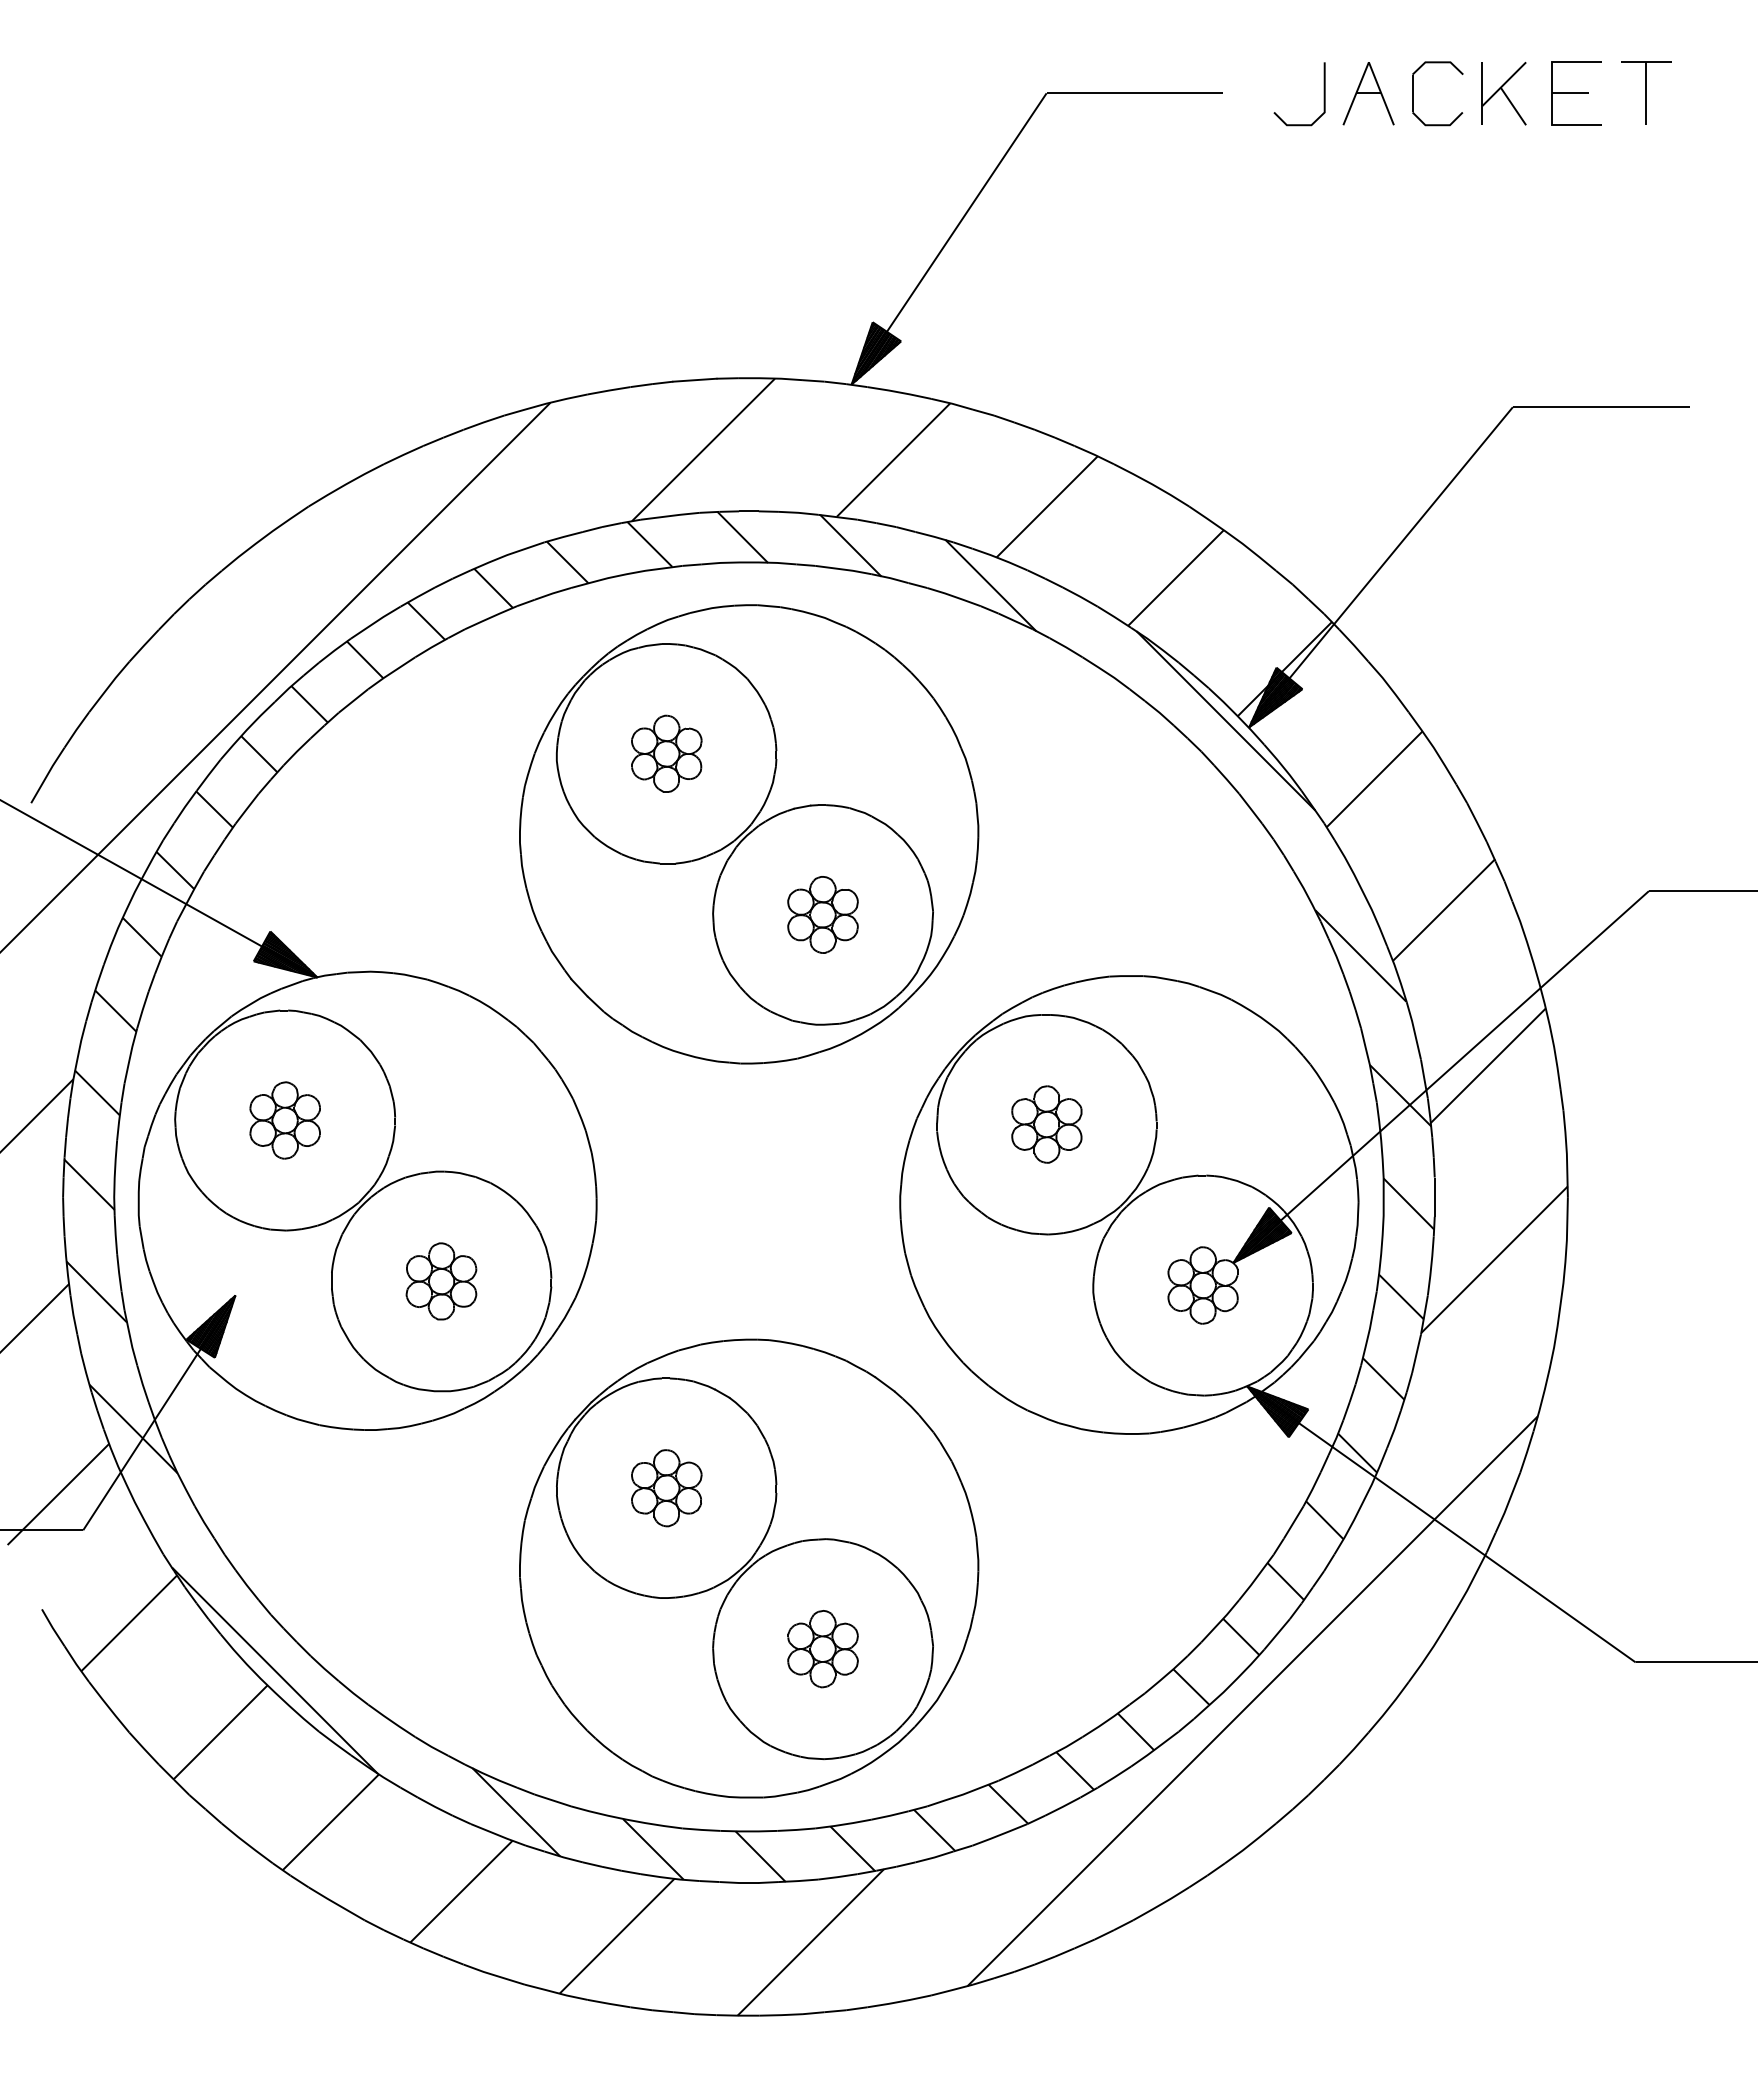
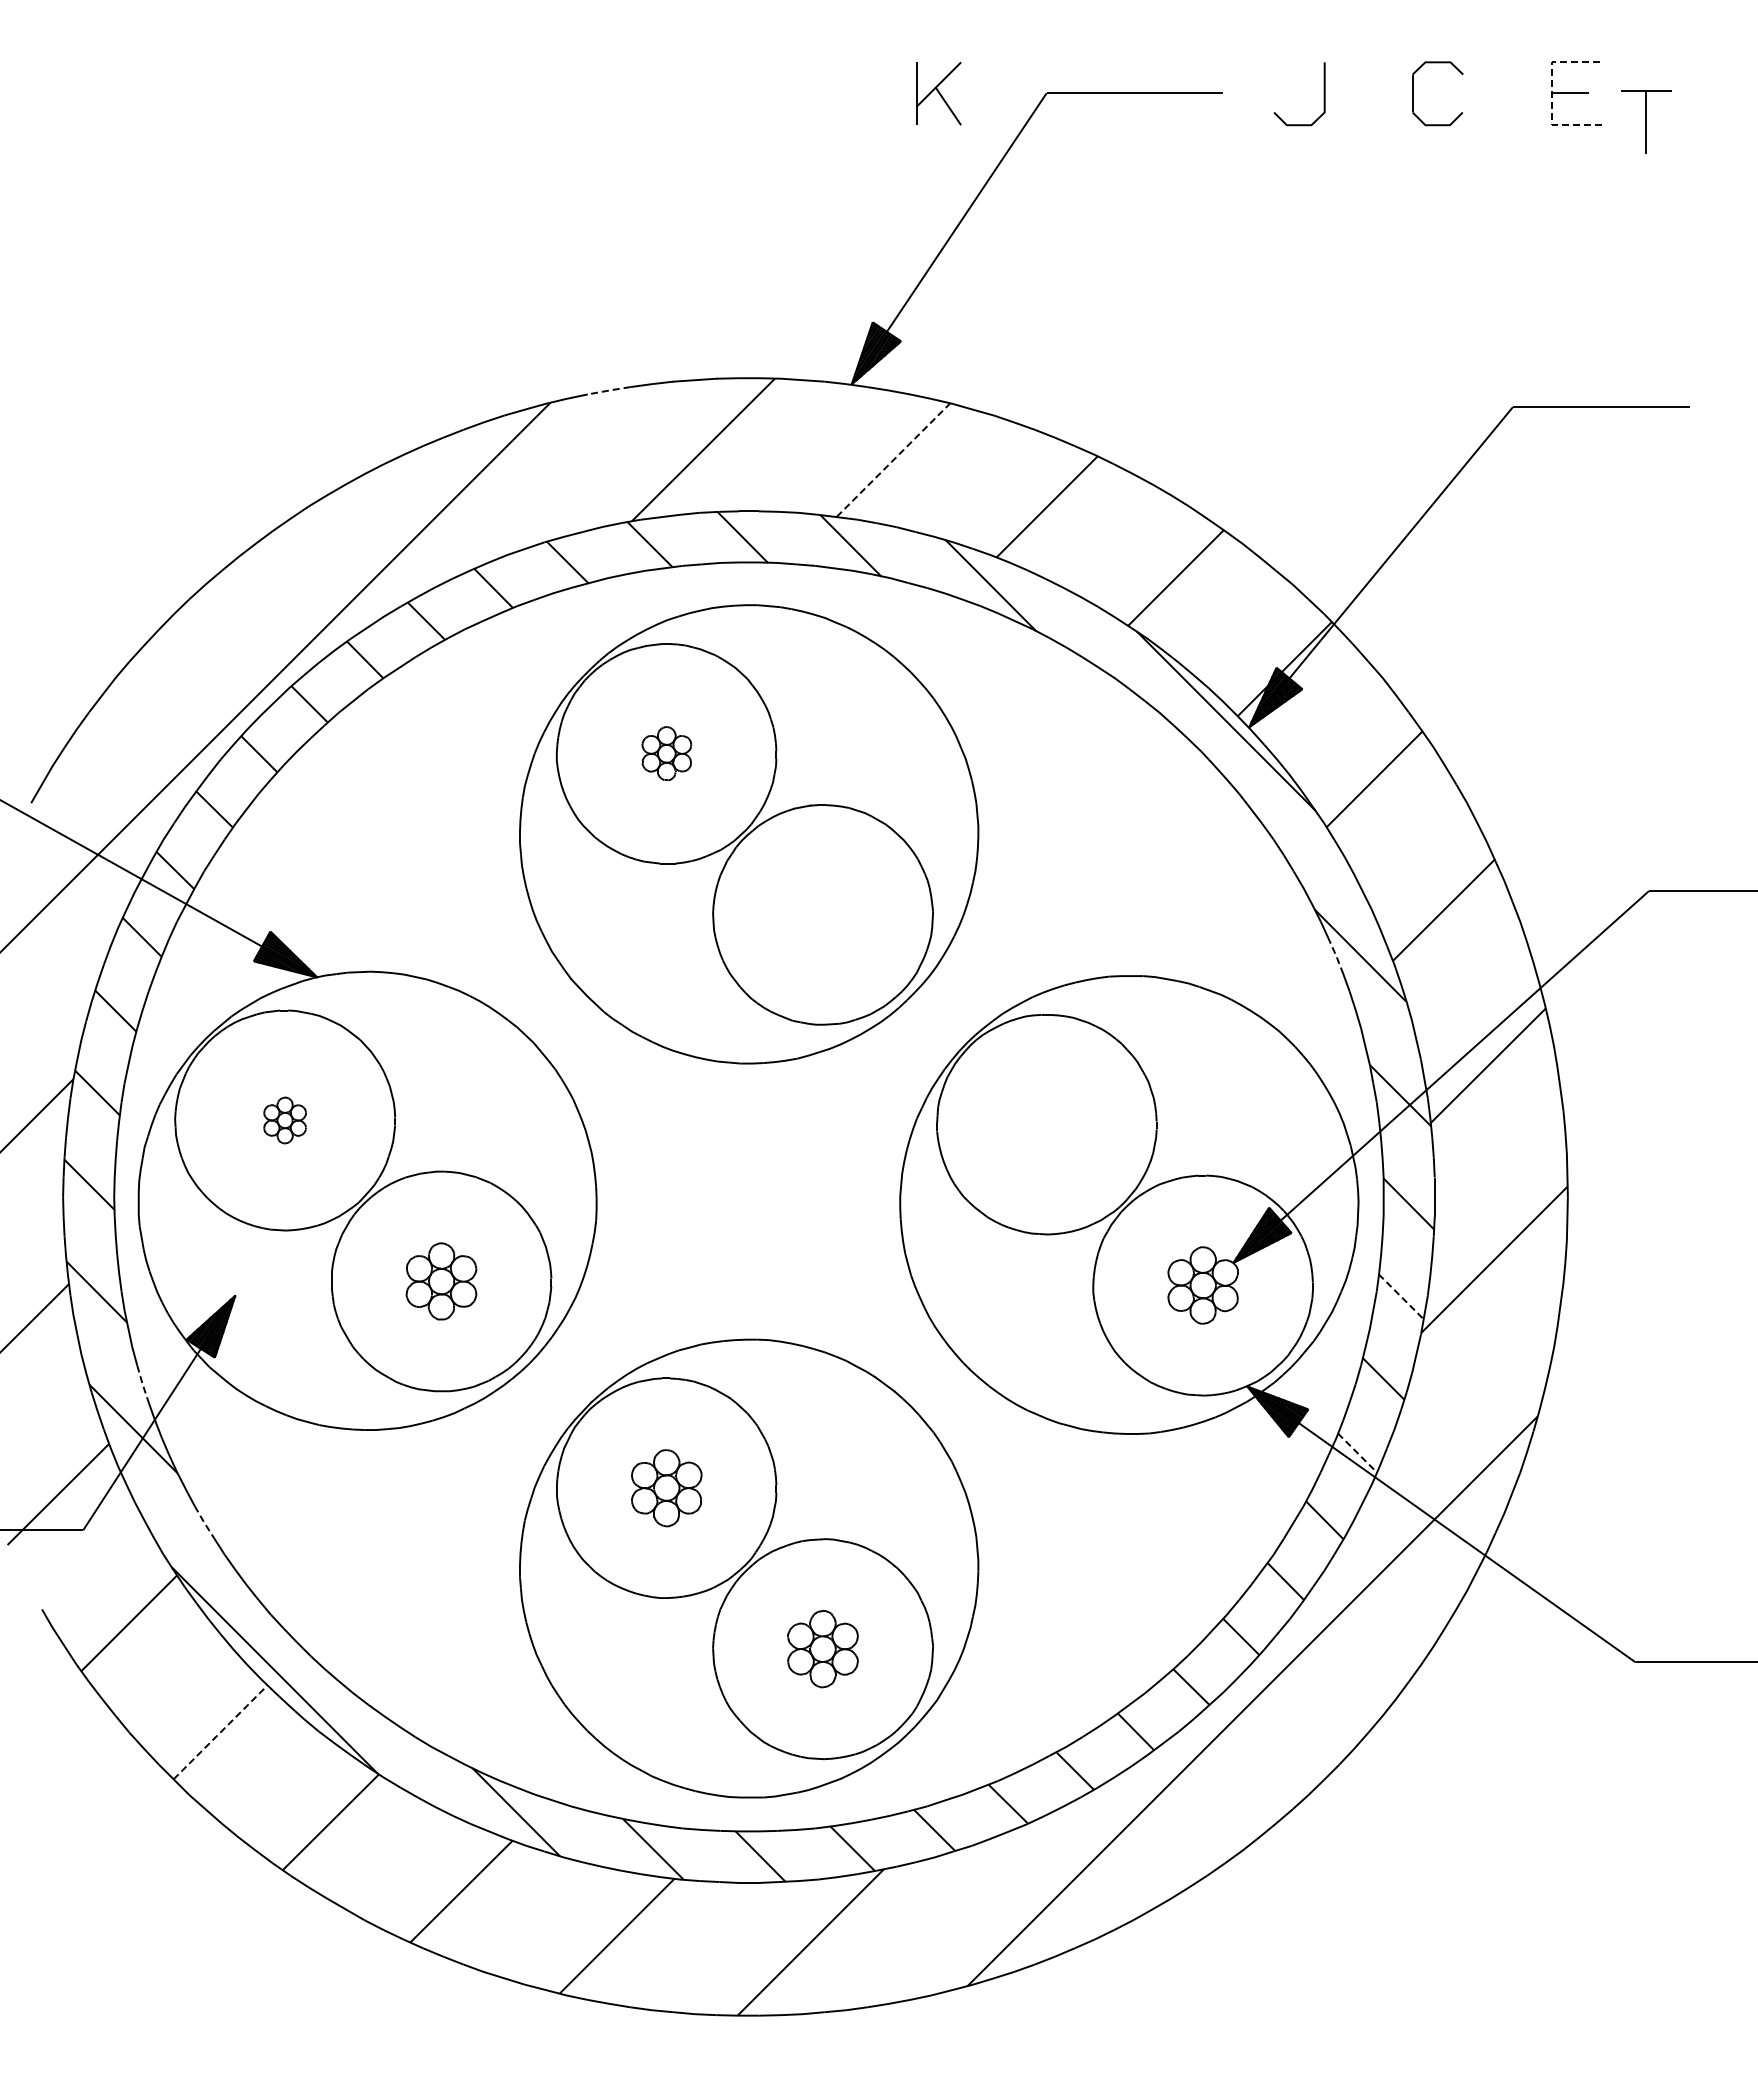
part position: (1646, 92) -> (1646, 121) (1646, 121)
part: present -> none (1368, 93)
part position: (1503, 93) -> (938, 93) (938, 93)
line: solid -> dashed (1551, 93)
line: solid -> dashed (609, 390)
line: solid -> dashed (893, 459)
part size: 72x79 px -> 52x56 px (666, 753)
part: present -> none (822, 914)
line: solid -> dashed (1336, 956)
part size: 72x79 px -> 44x49 px (284, 1120)
part: present -> none (1046, 1124)
line: solid -> dashed (1401, 1296)
line: solid -> dashed (142, 1384)
line: solid -> dashed (1357, 1453)
line: solid -> dashed (204, 1522)
line: solid -> dashed (220, 1732)
